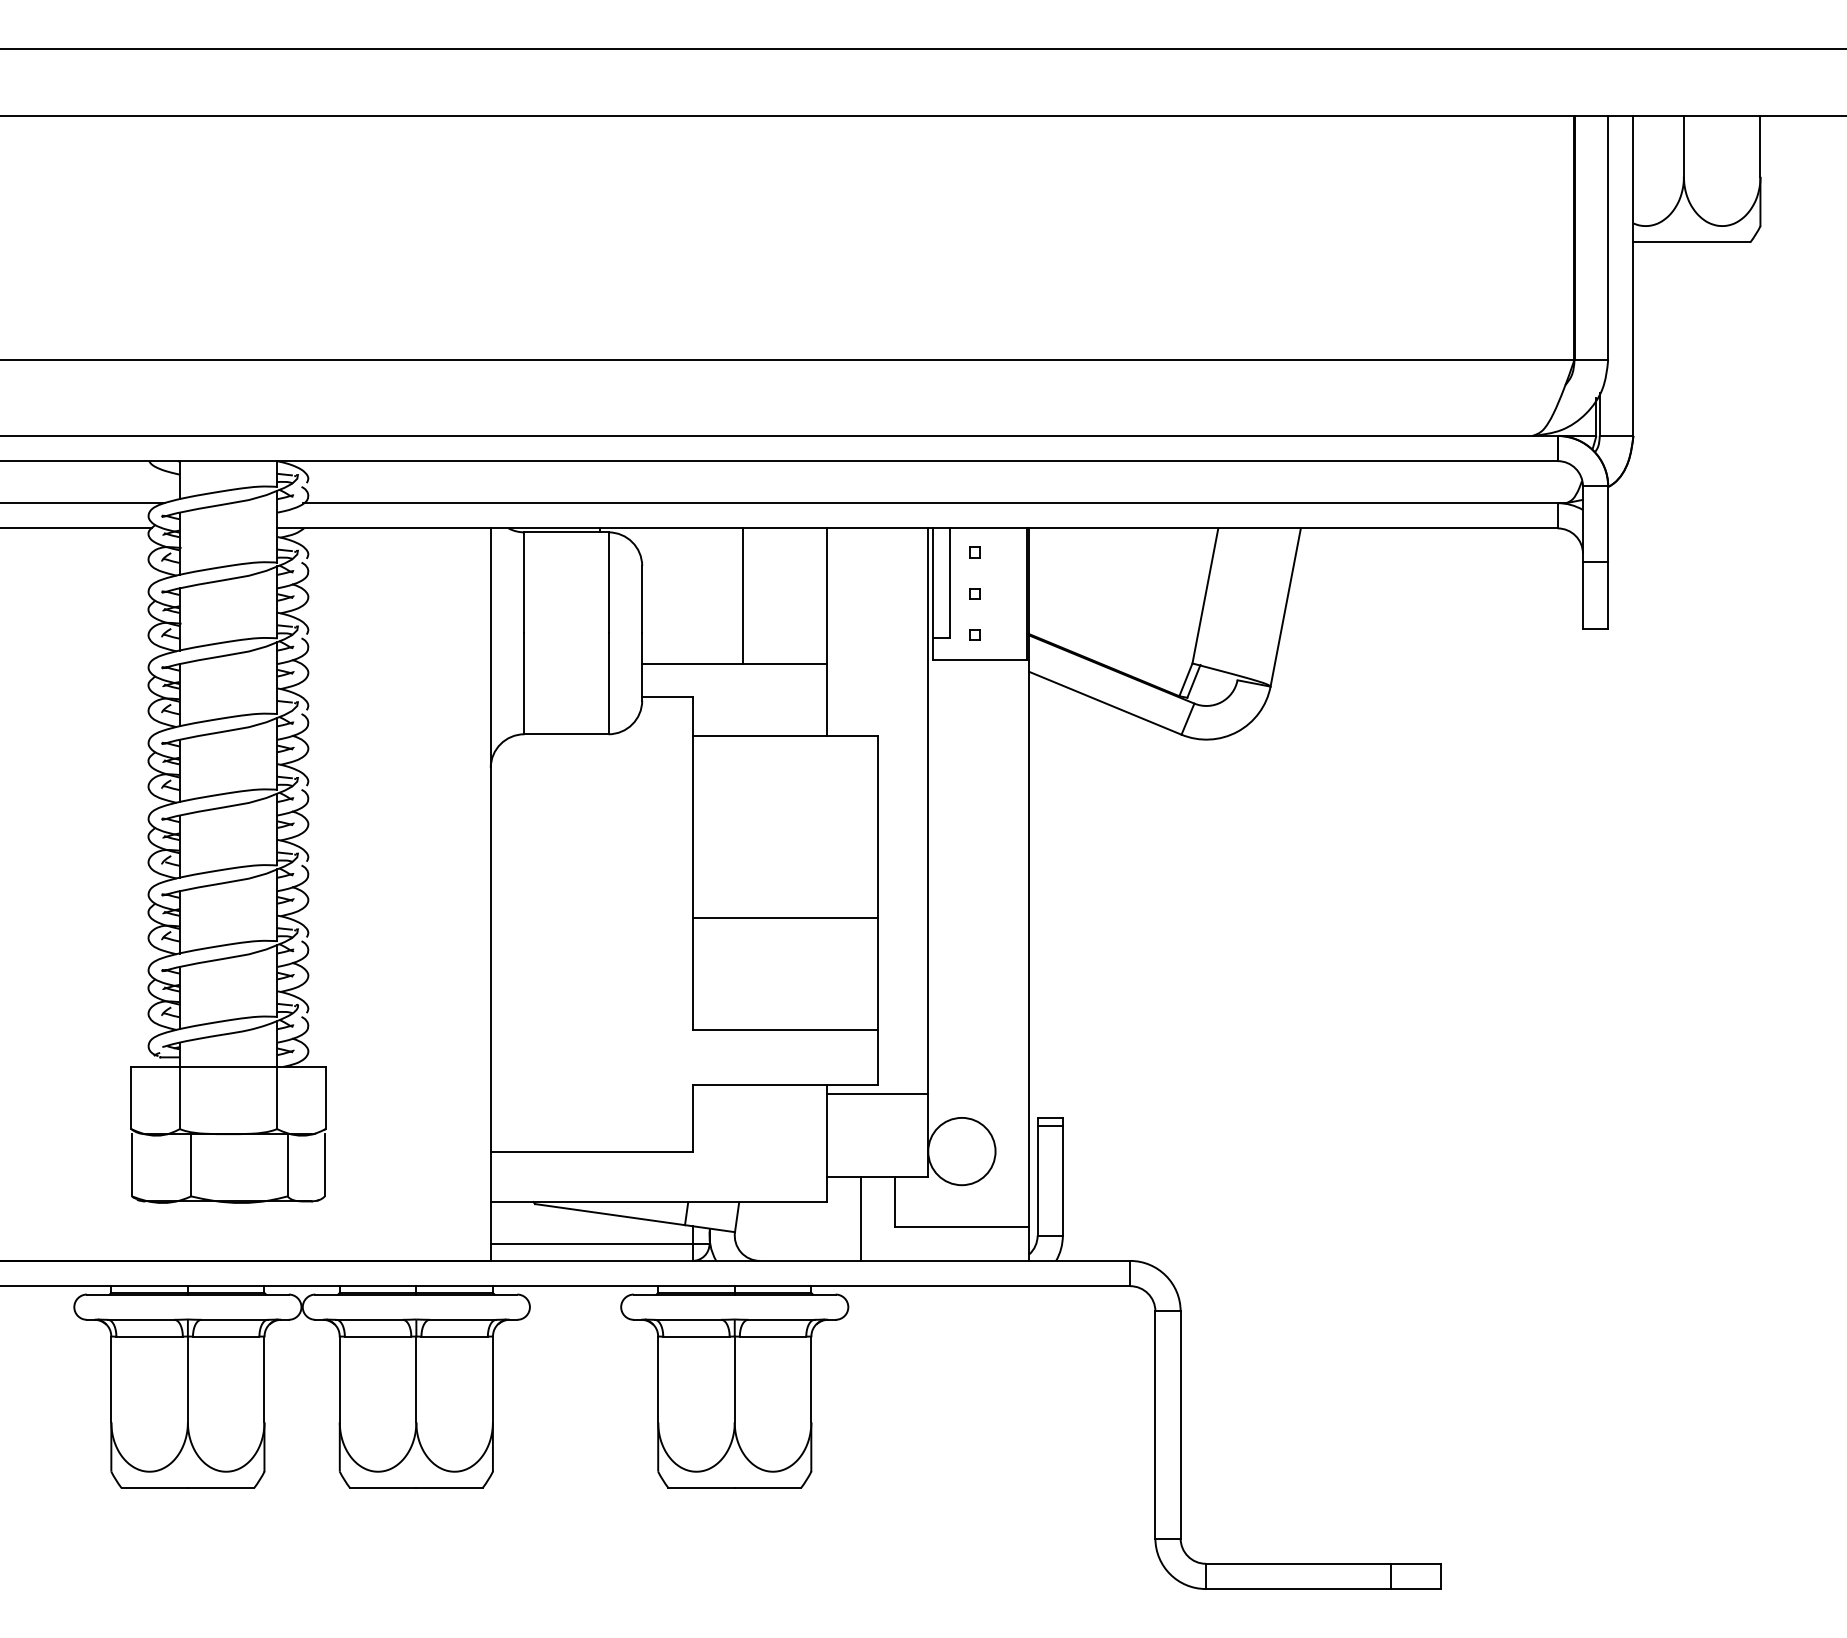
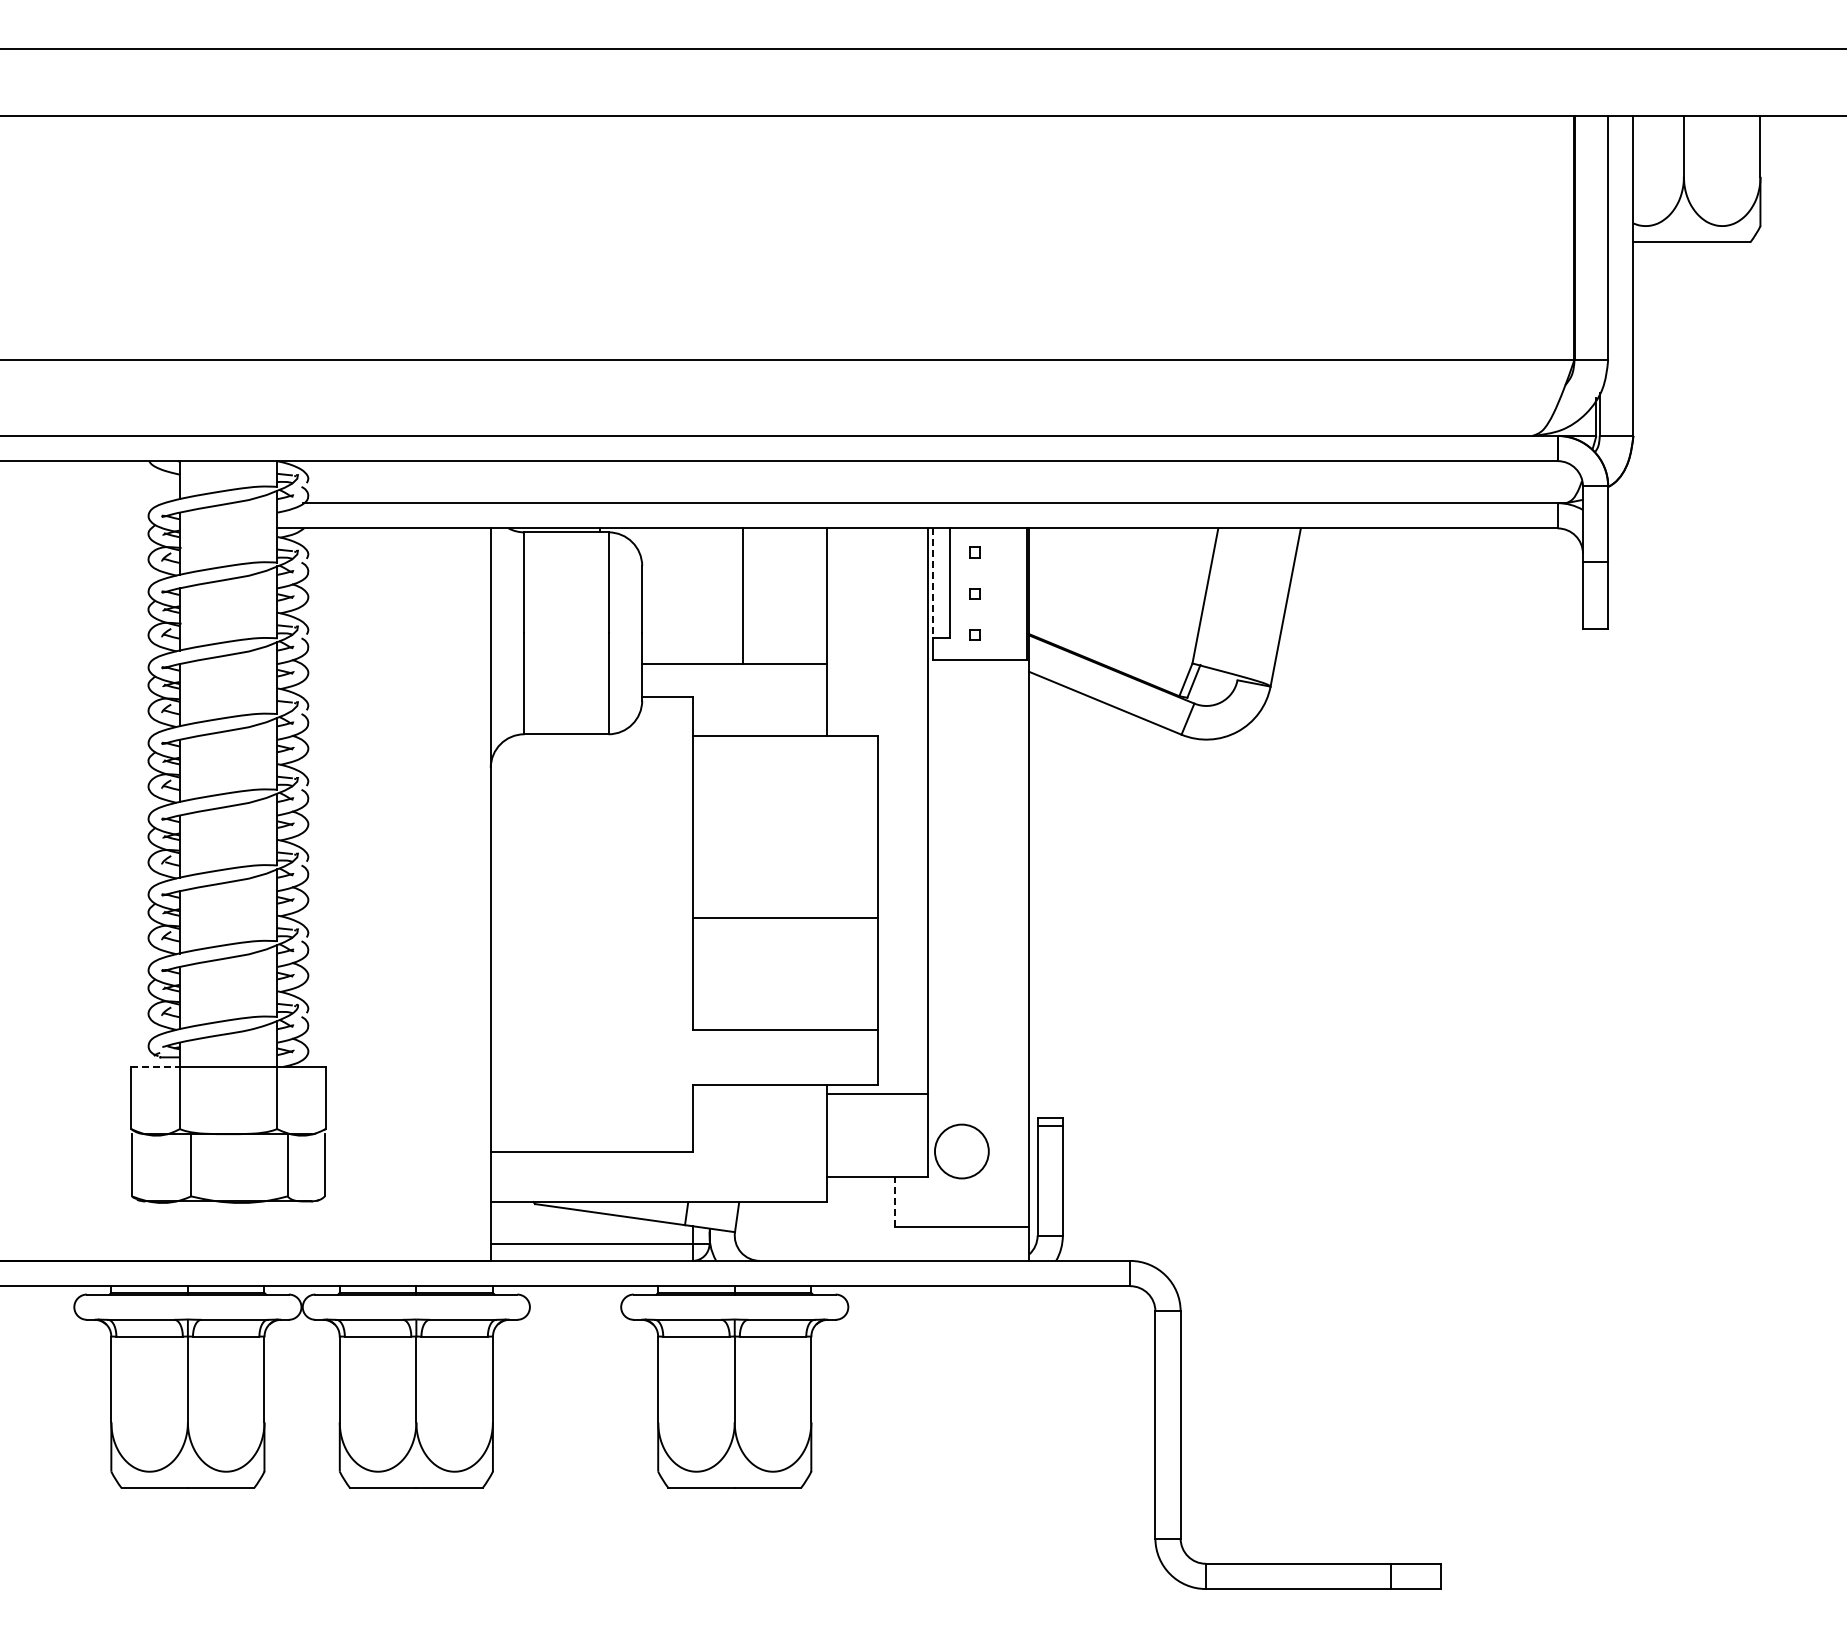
line: present -> none (83, 503)
line: present -> none (76, 528)
line: solid -> dashed (932, 583)
line: solid -> dashed (156, 1066)
circle diameter: 67 px -> 54 px (961, 1151)
line: solid -> dashed (894, 1202)
line: present -> none (860, 1218)
